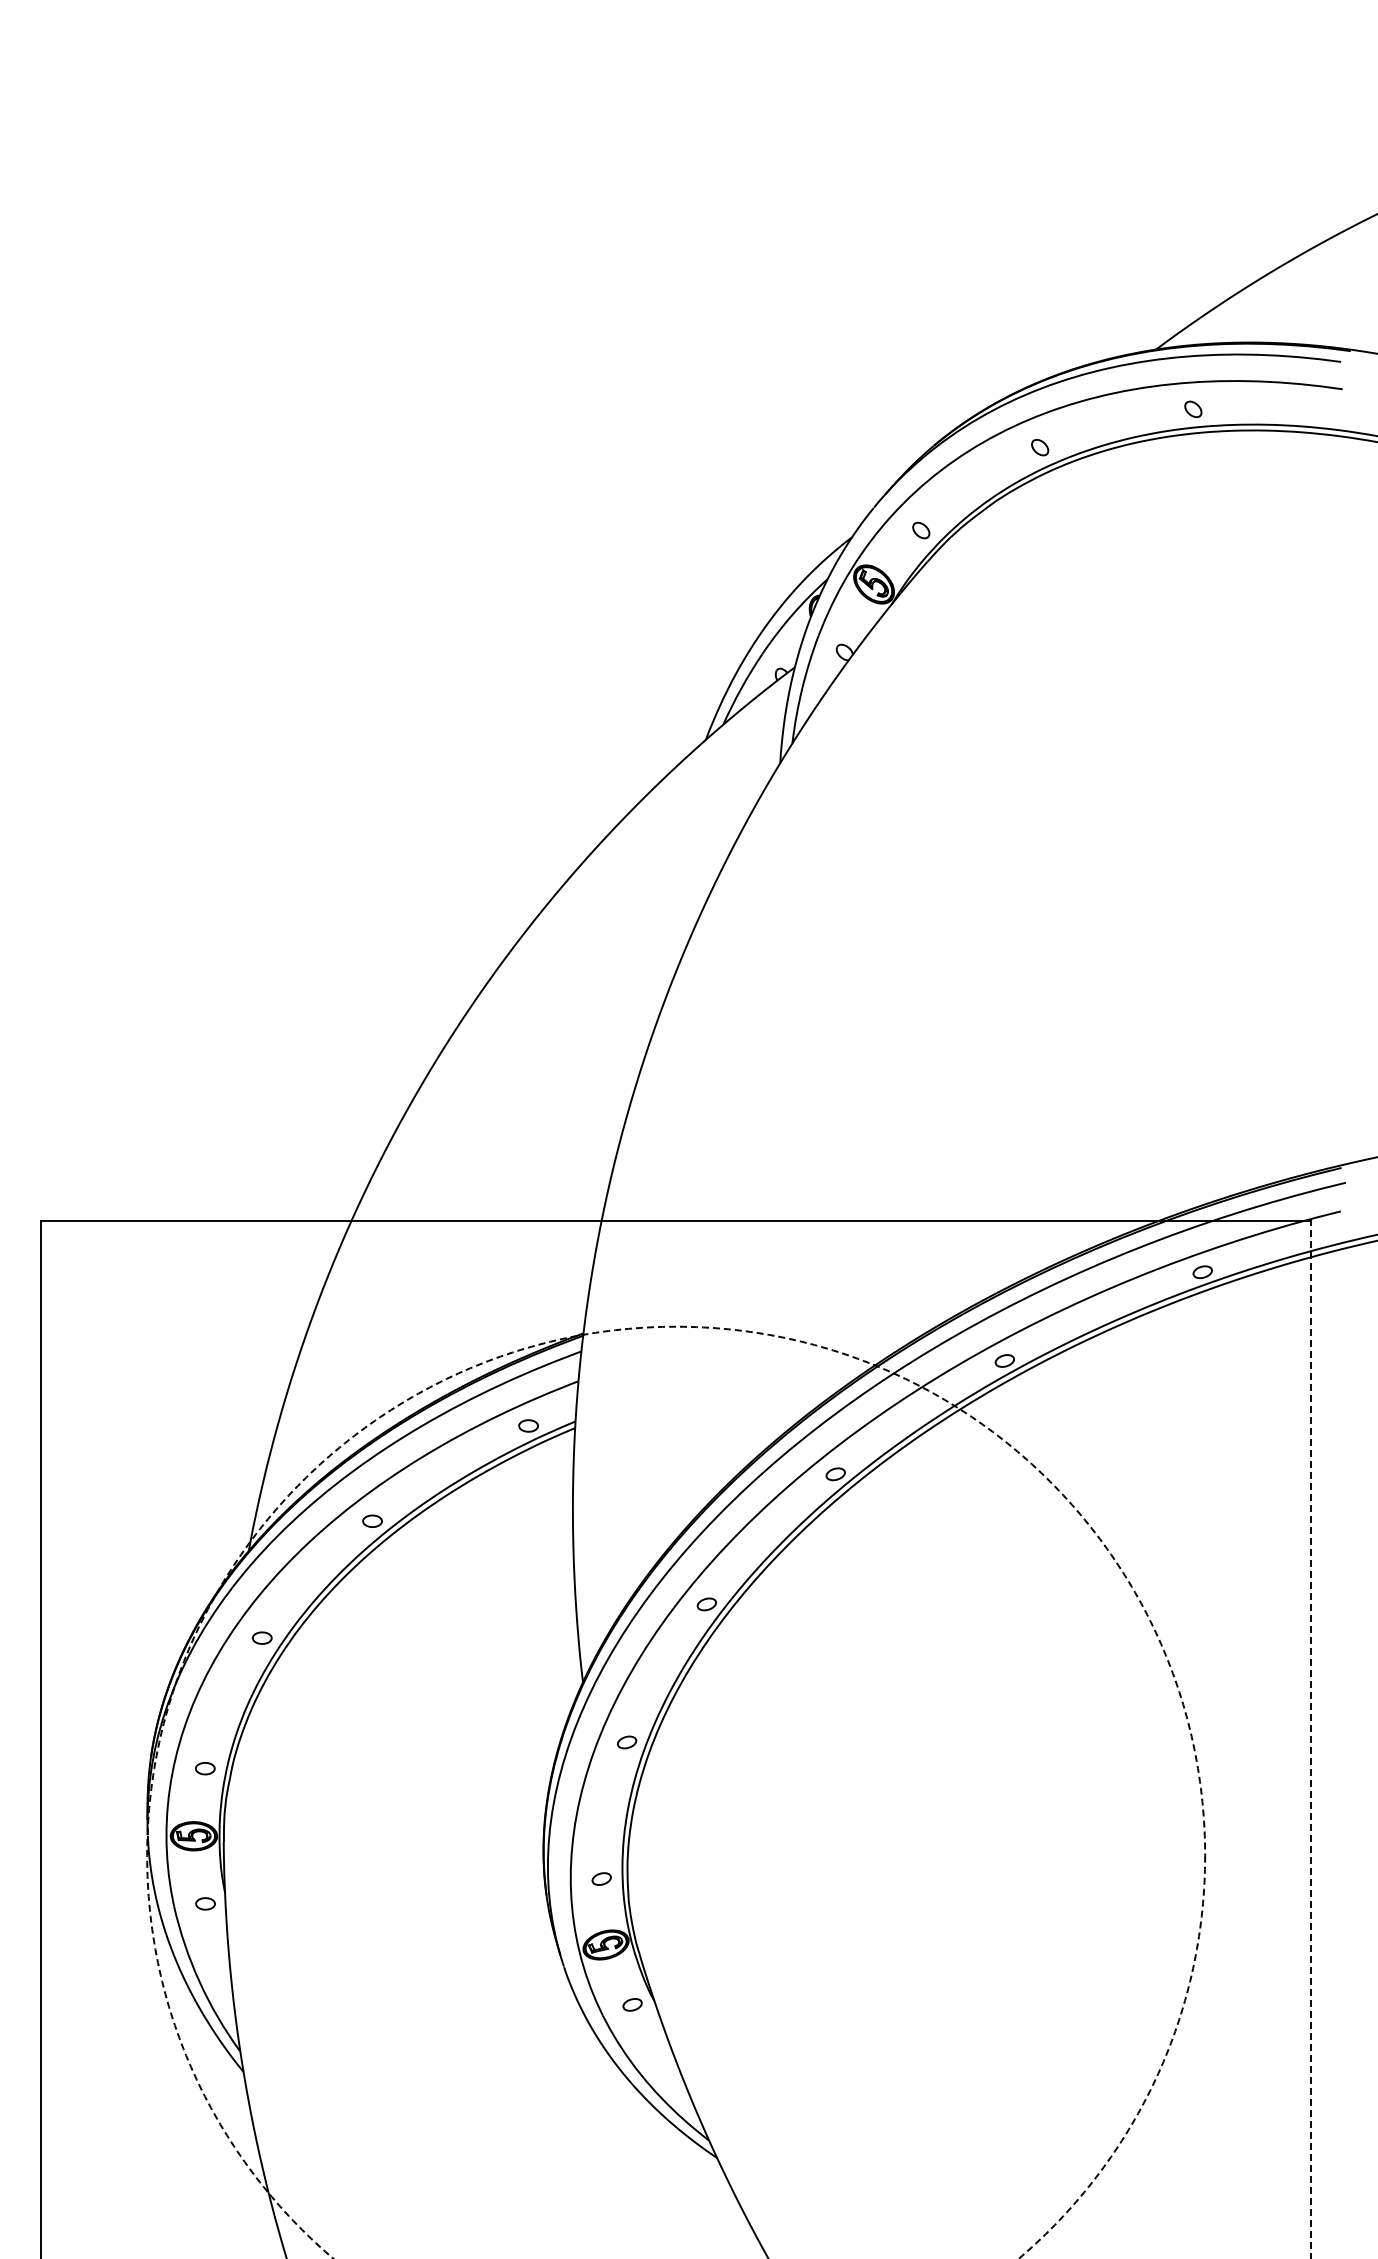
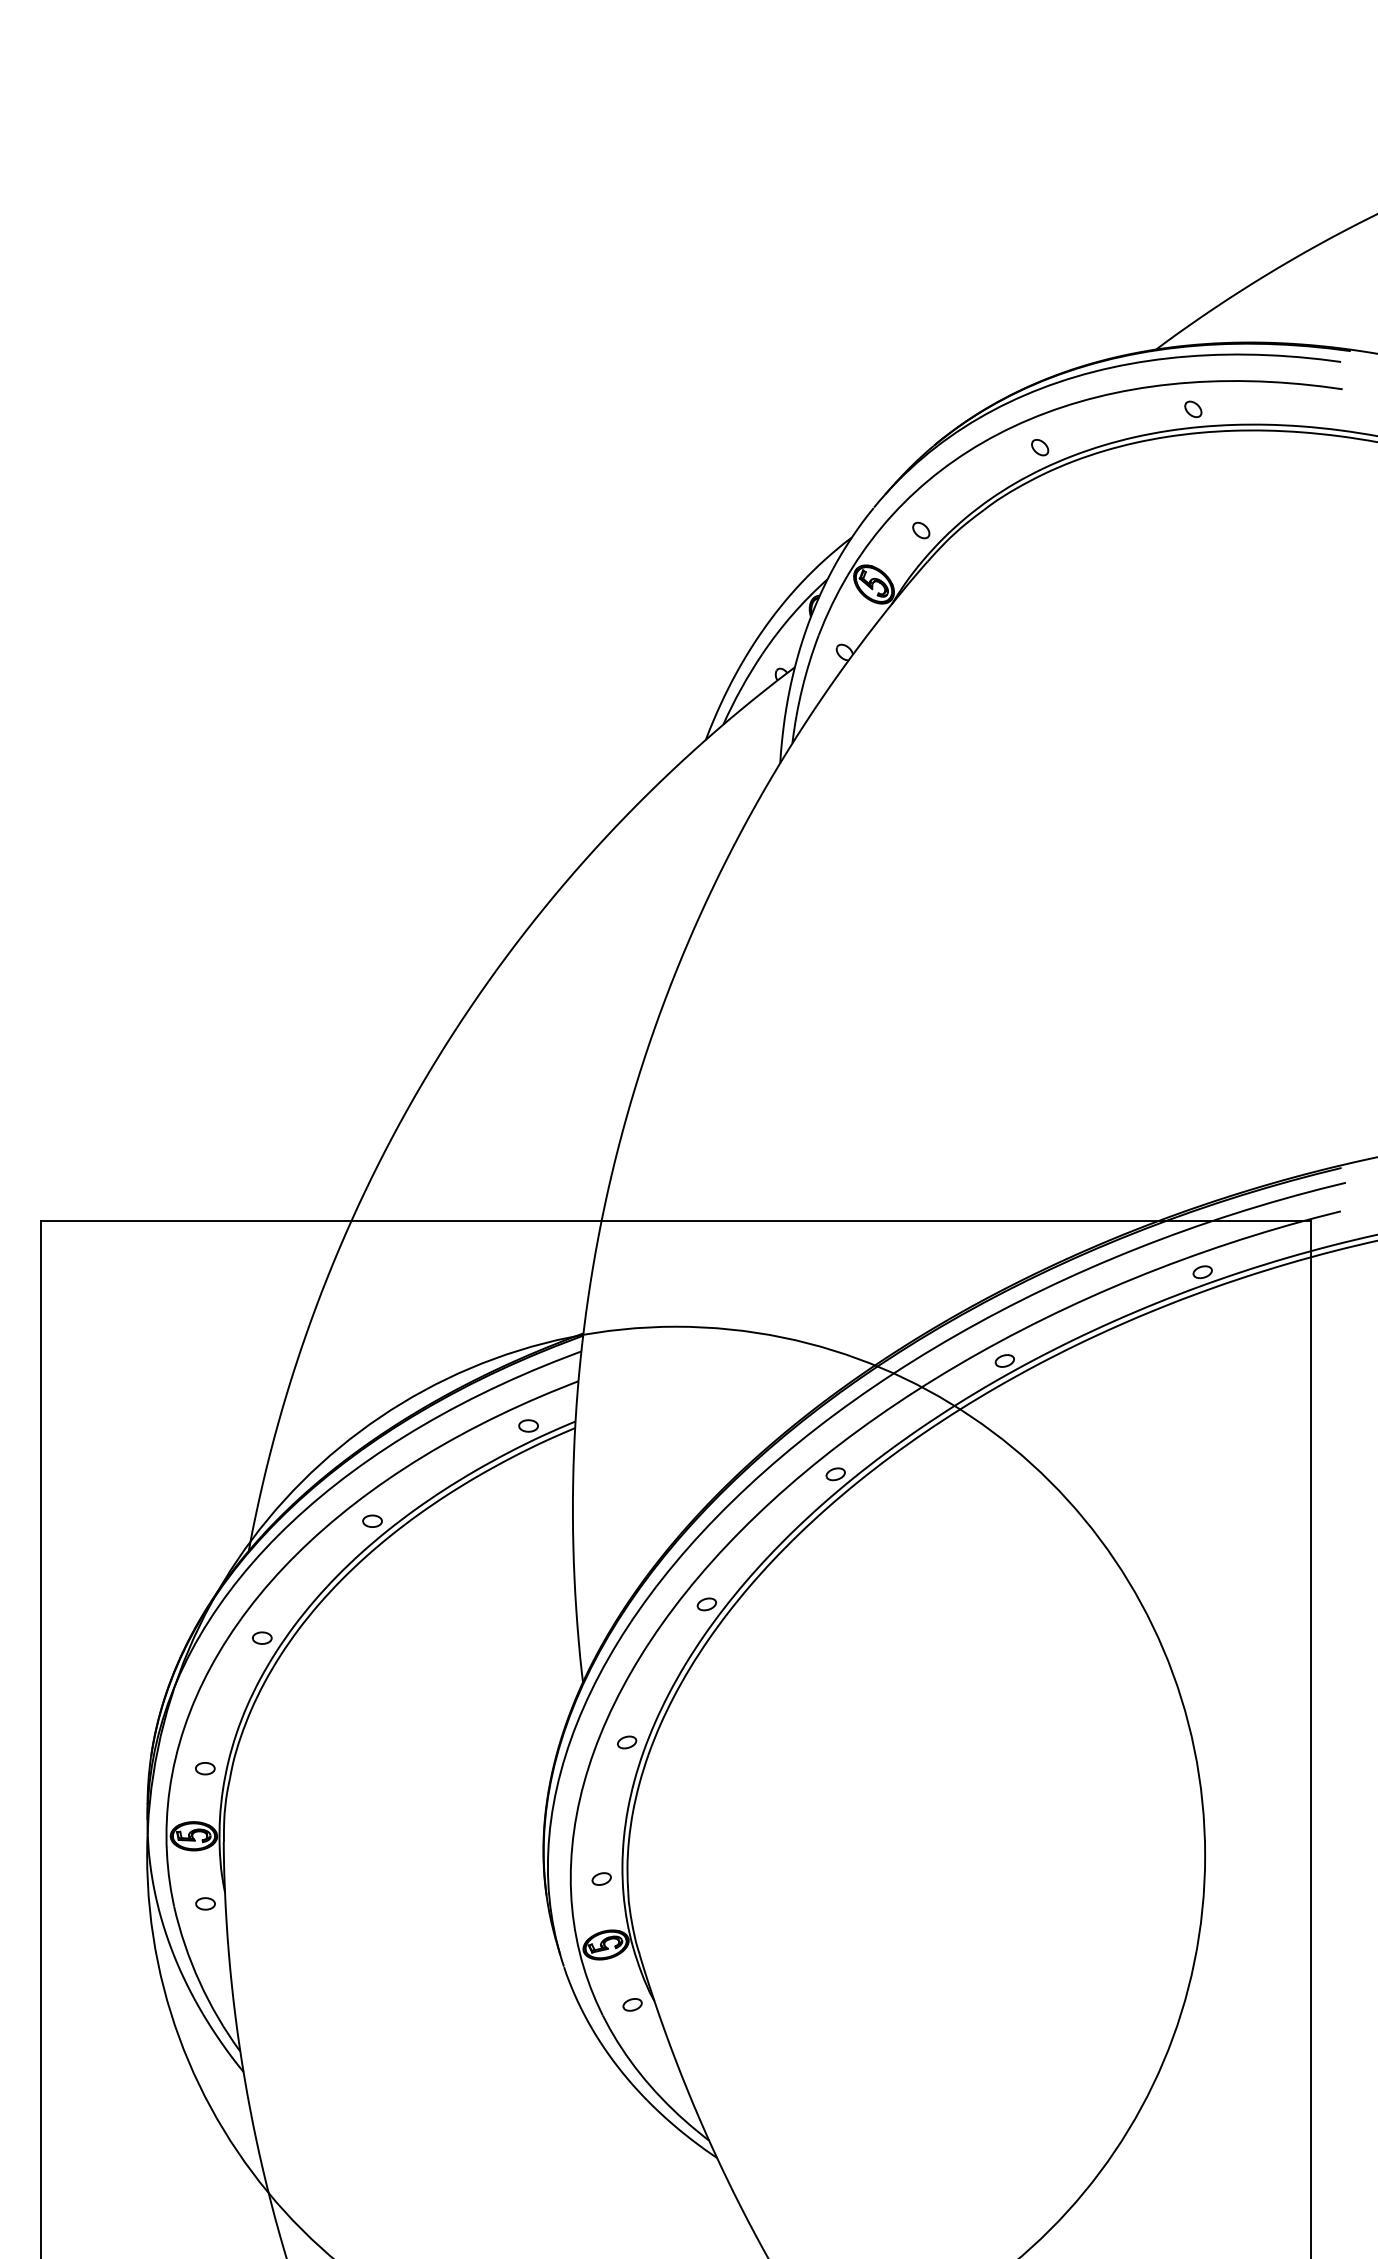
line: dashed -> solid (1310, 1739)
circle: dashed -> solid (676, 1792)
